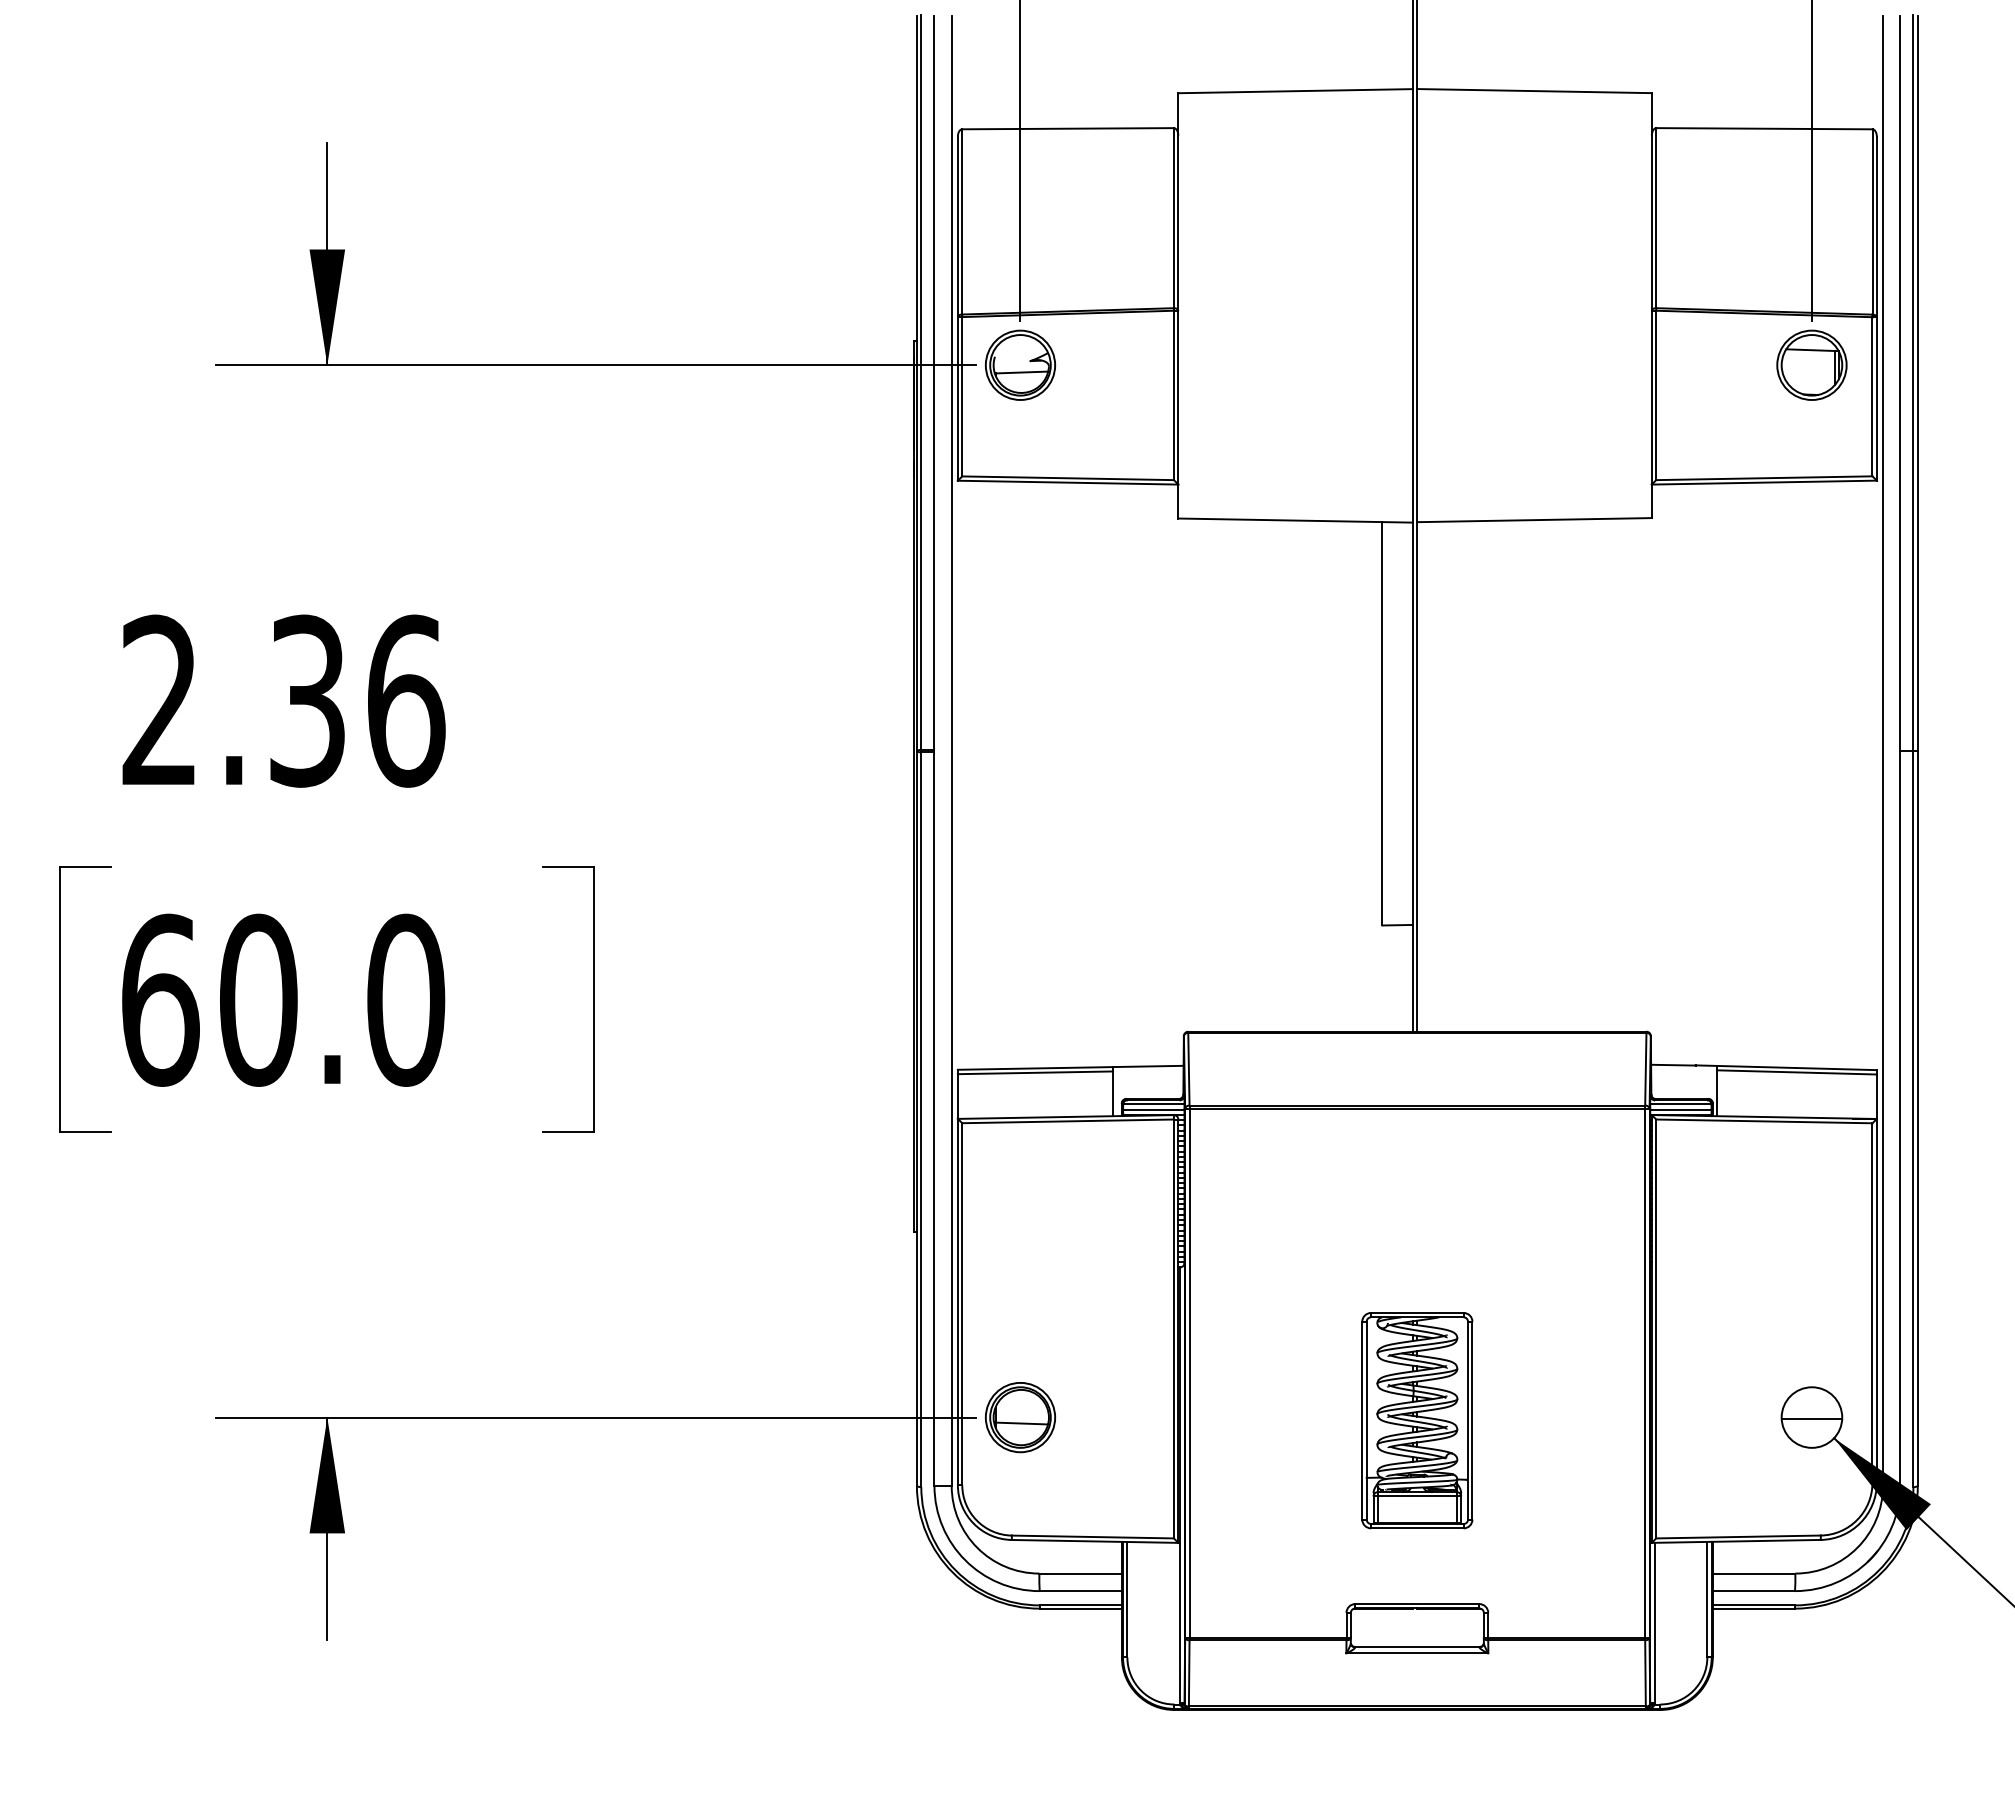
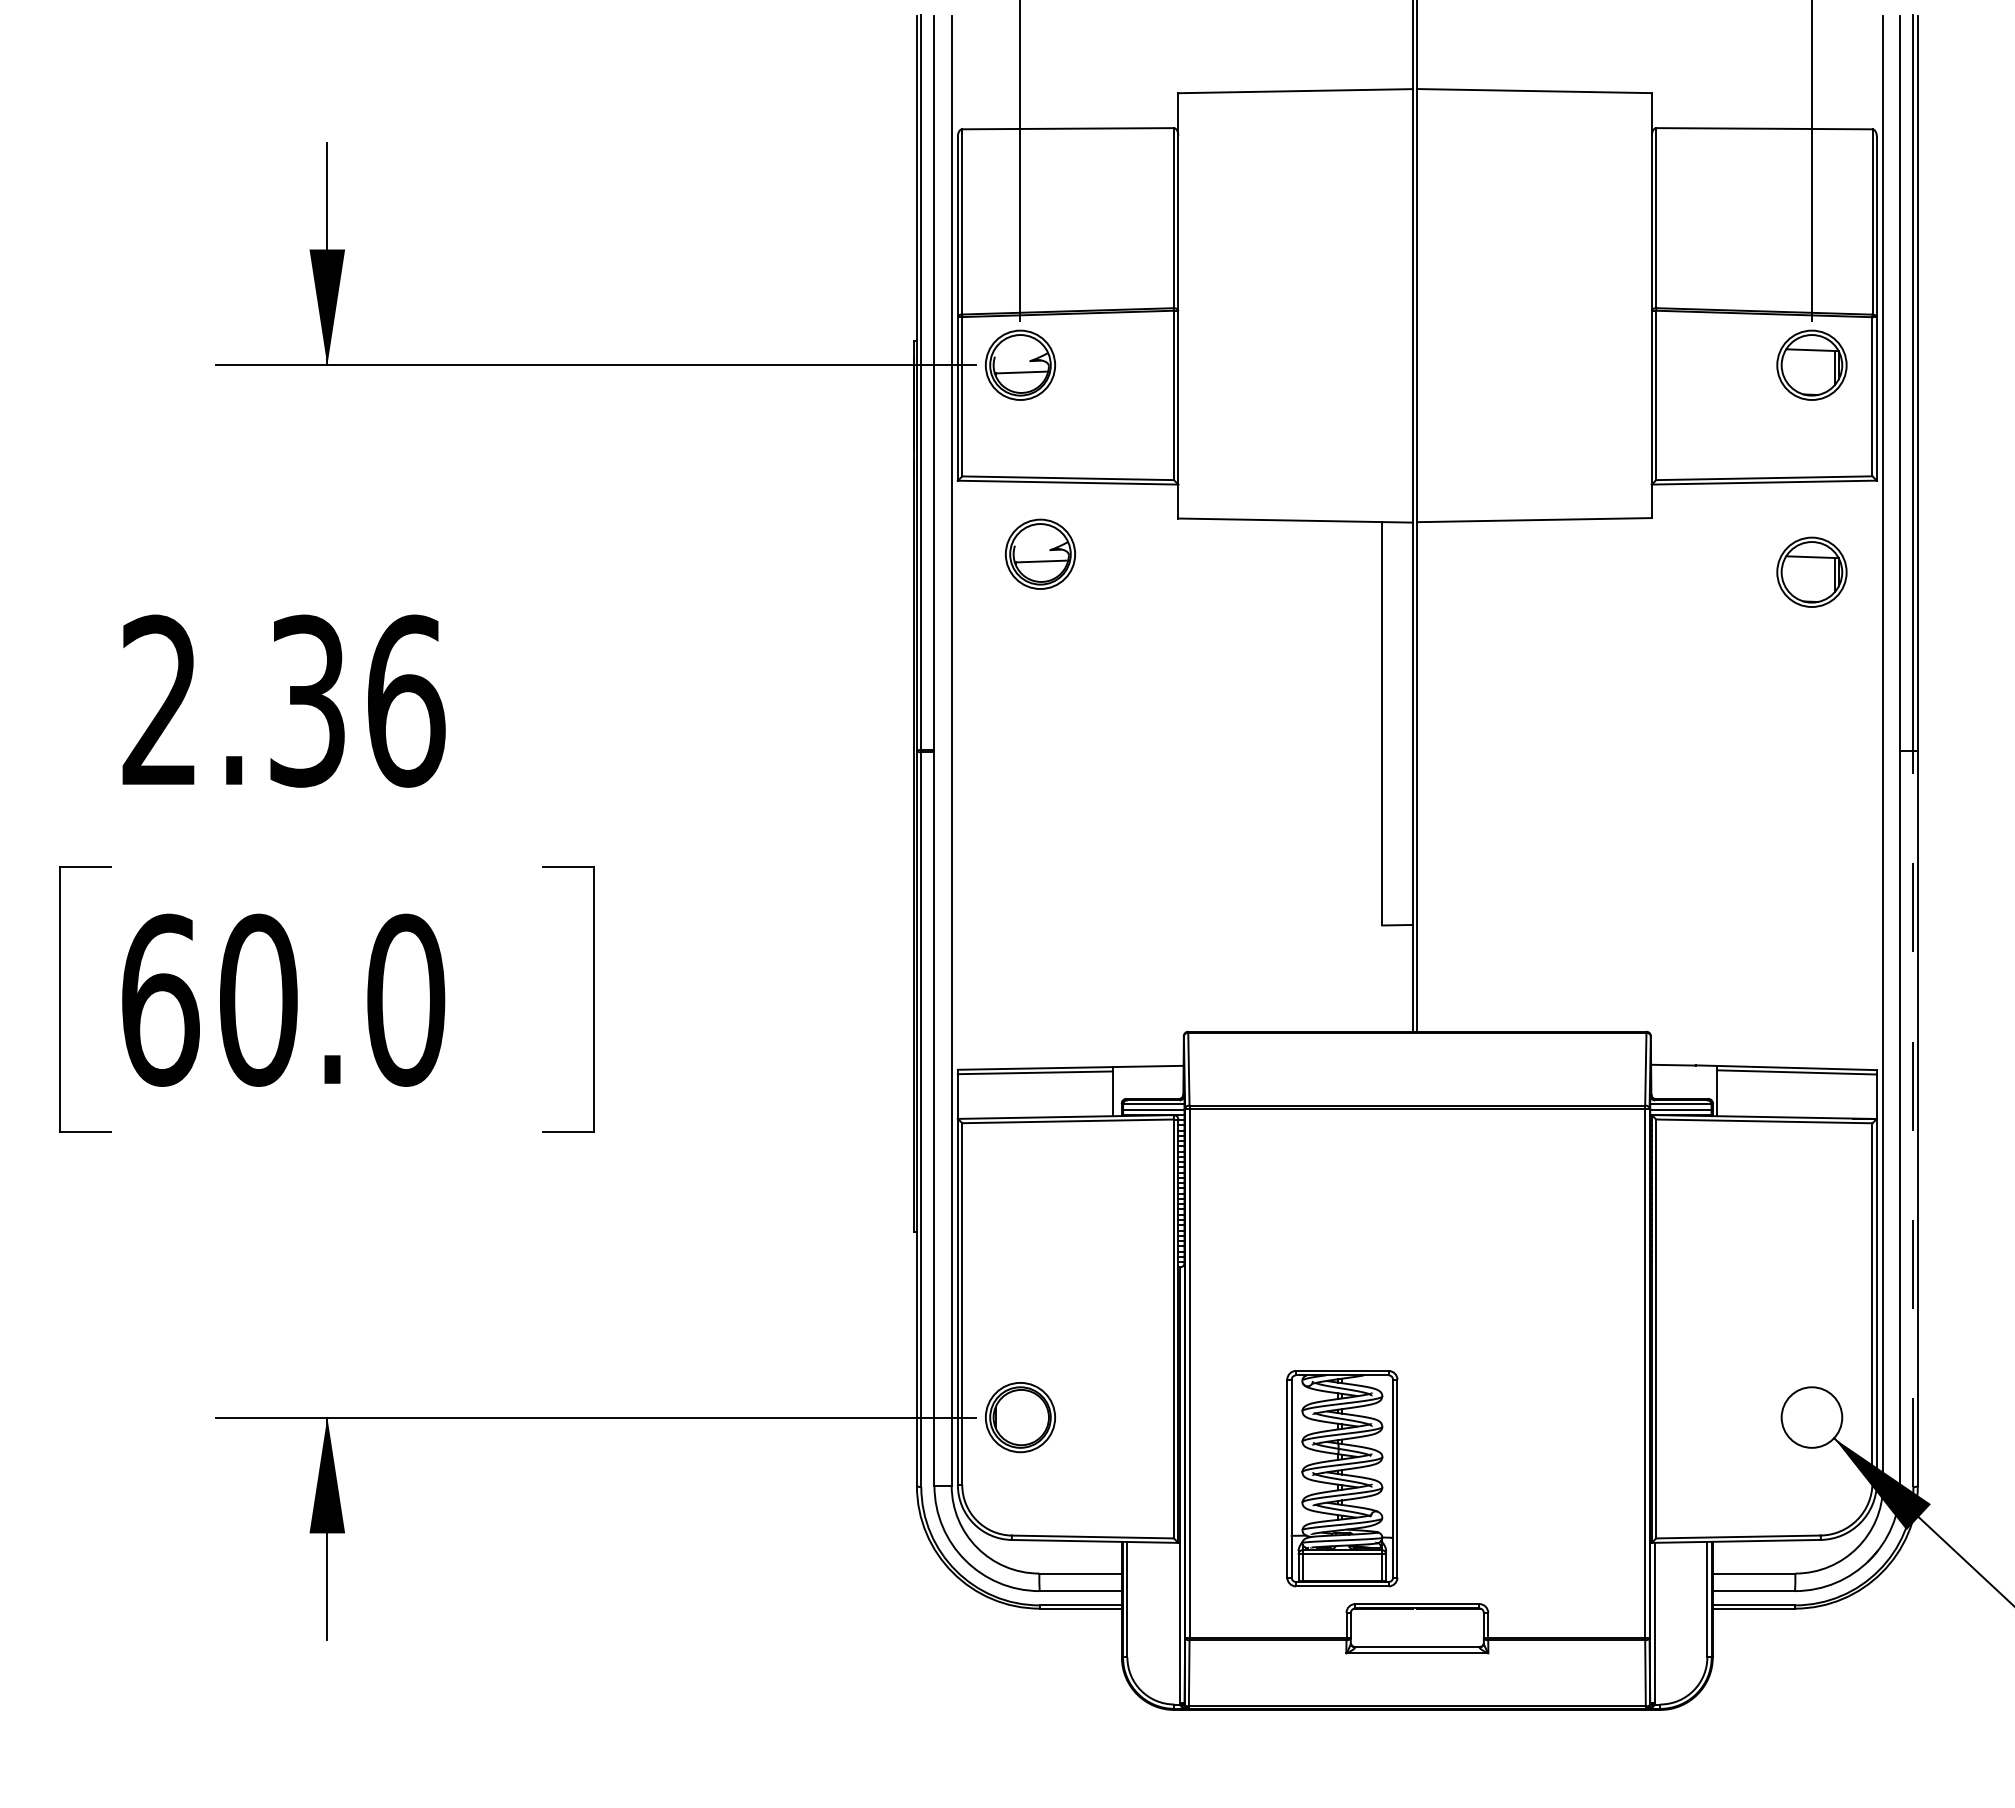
part: none -> present (1040, 553)
part: none -> present (1811, 571)
line: solid -> dashed (1913, 1119)
line: present -> none (1811, 1419)
part position: (1417, 1420) -> (1342, 1478) (1342, 1478)
line: present -> none (1021, 1423)
